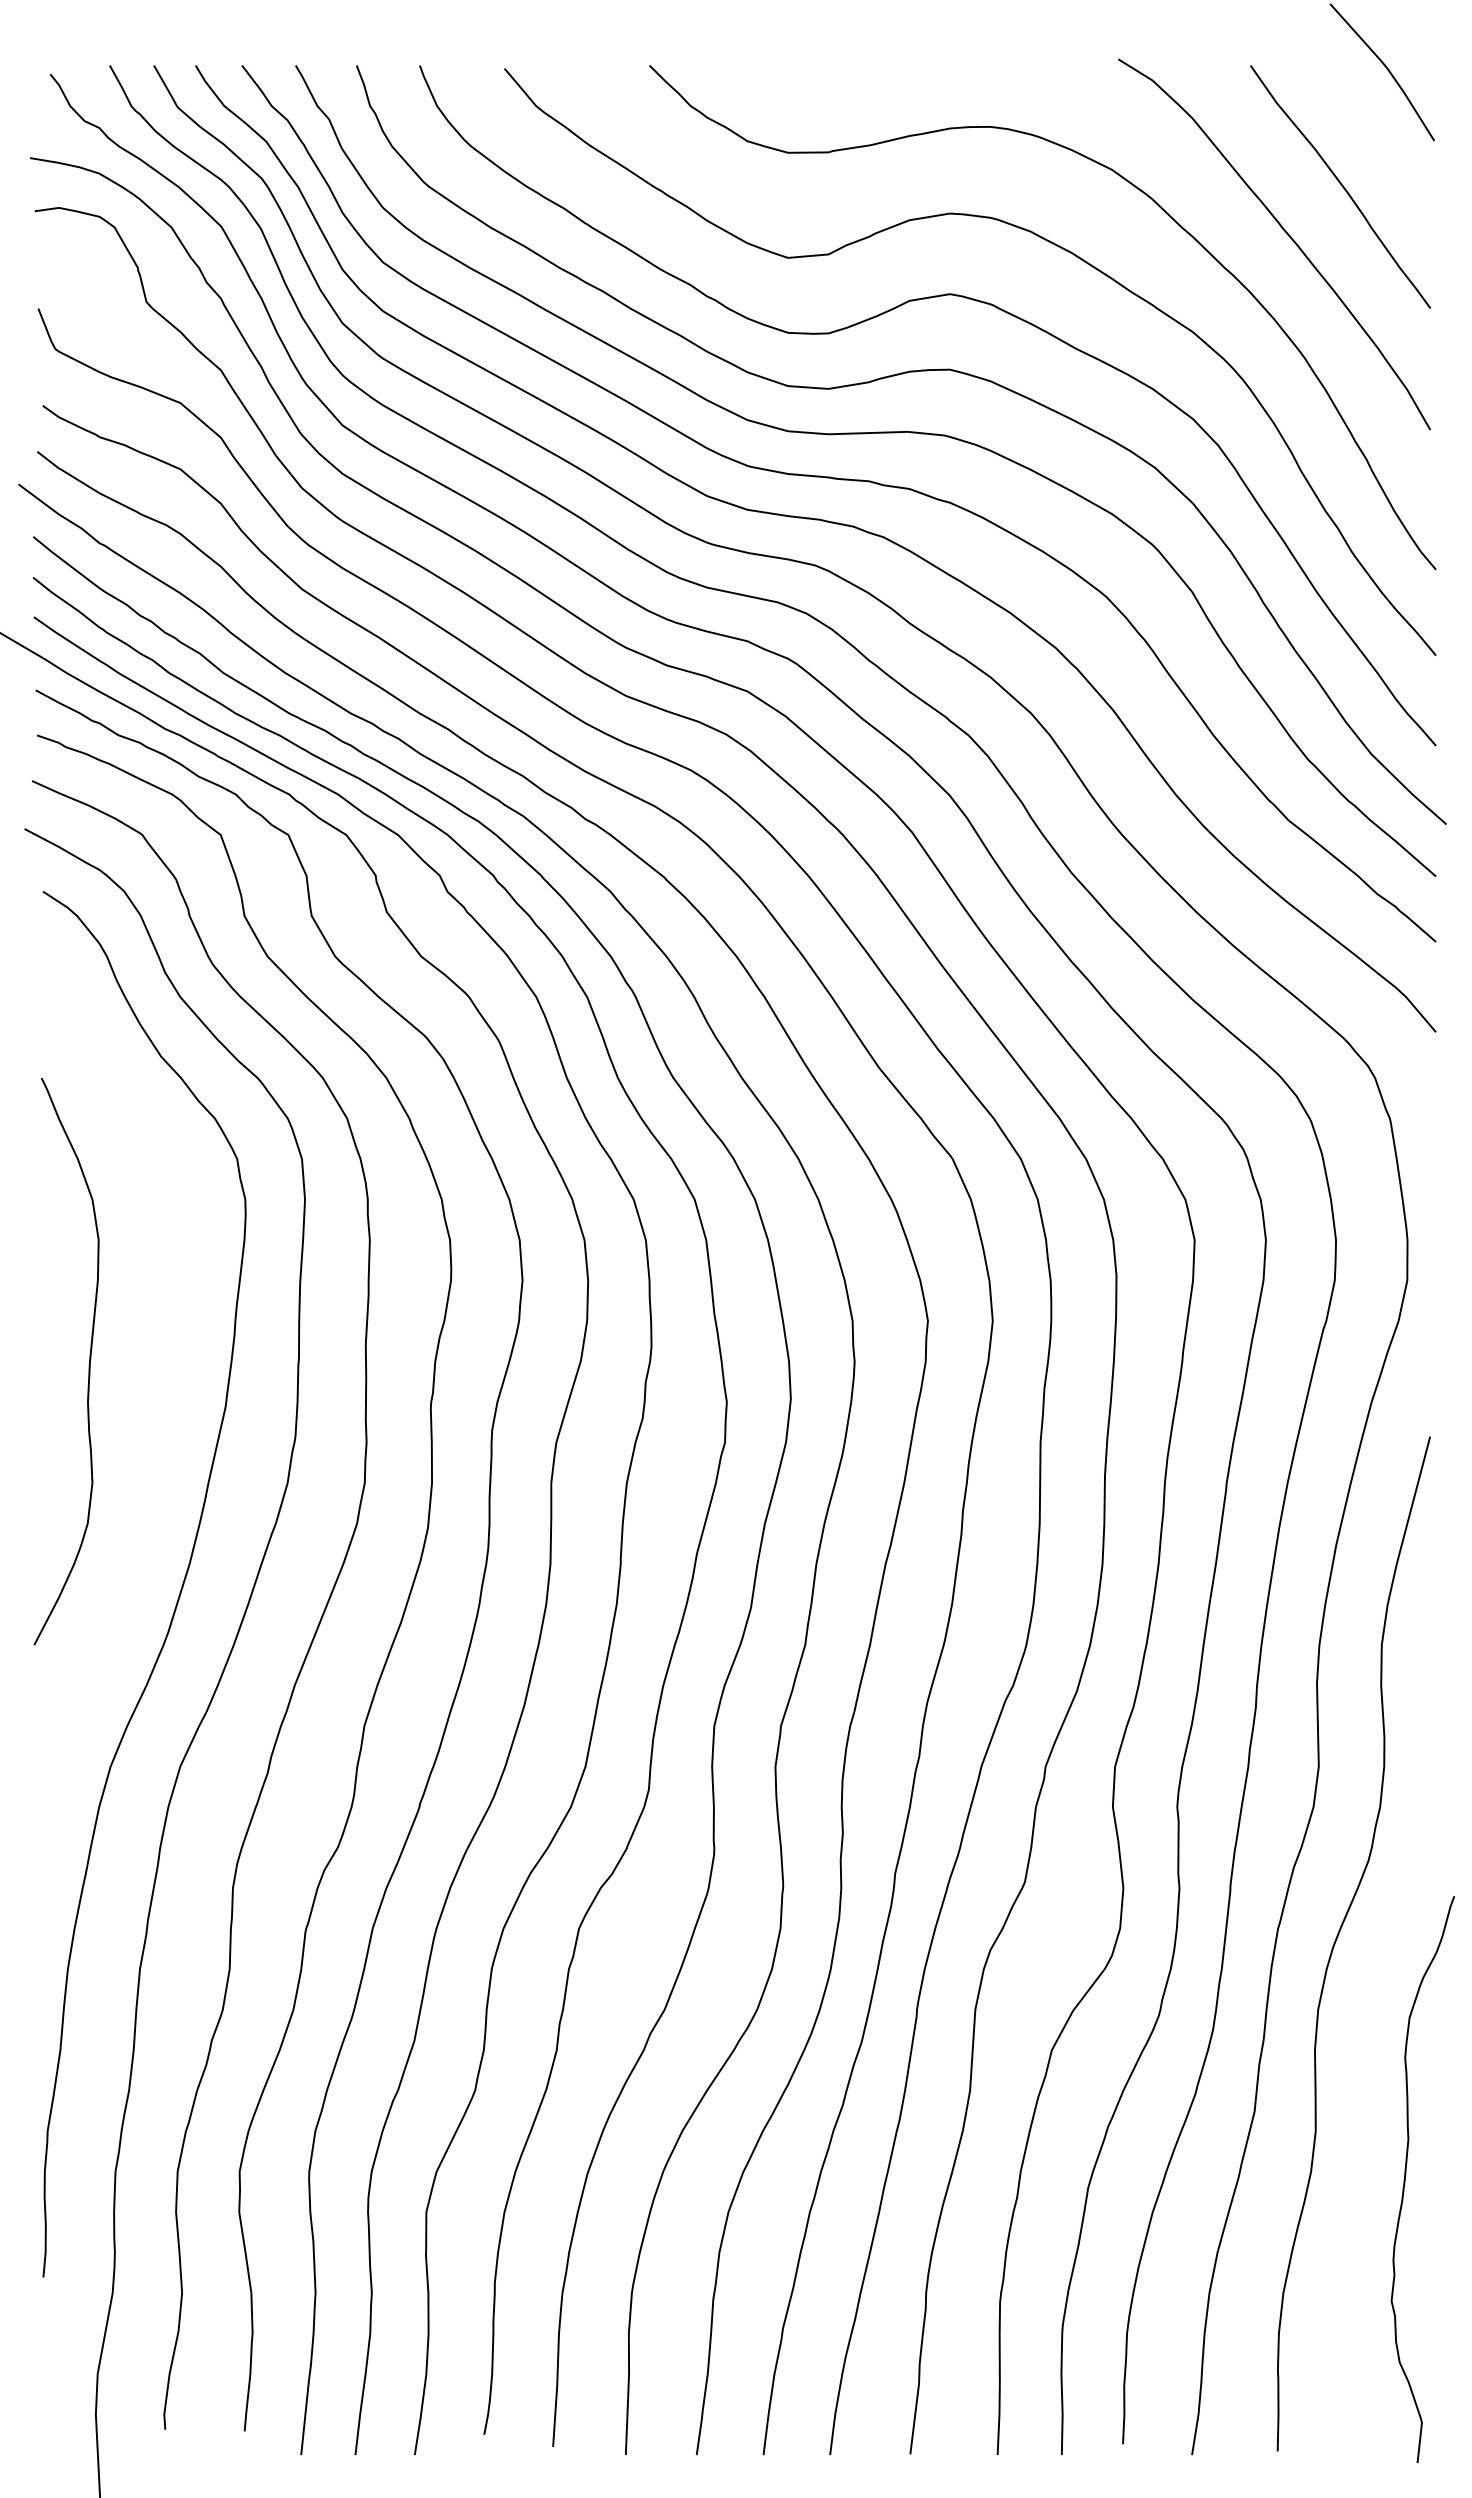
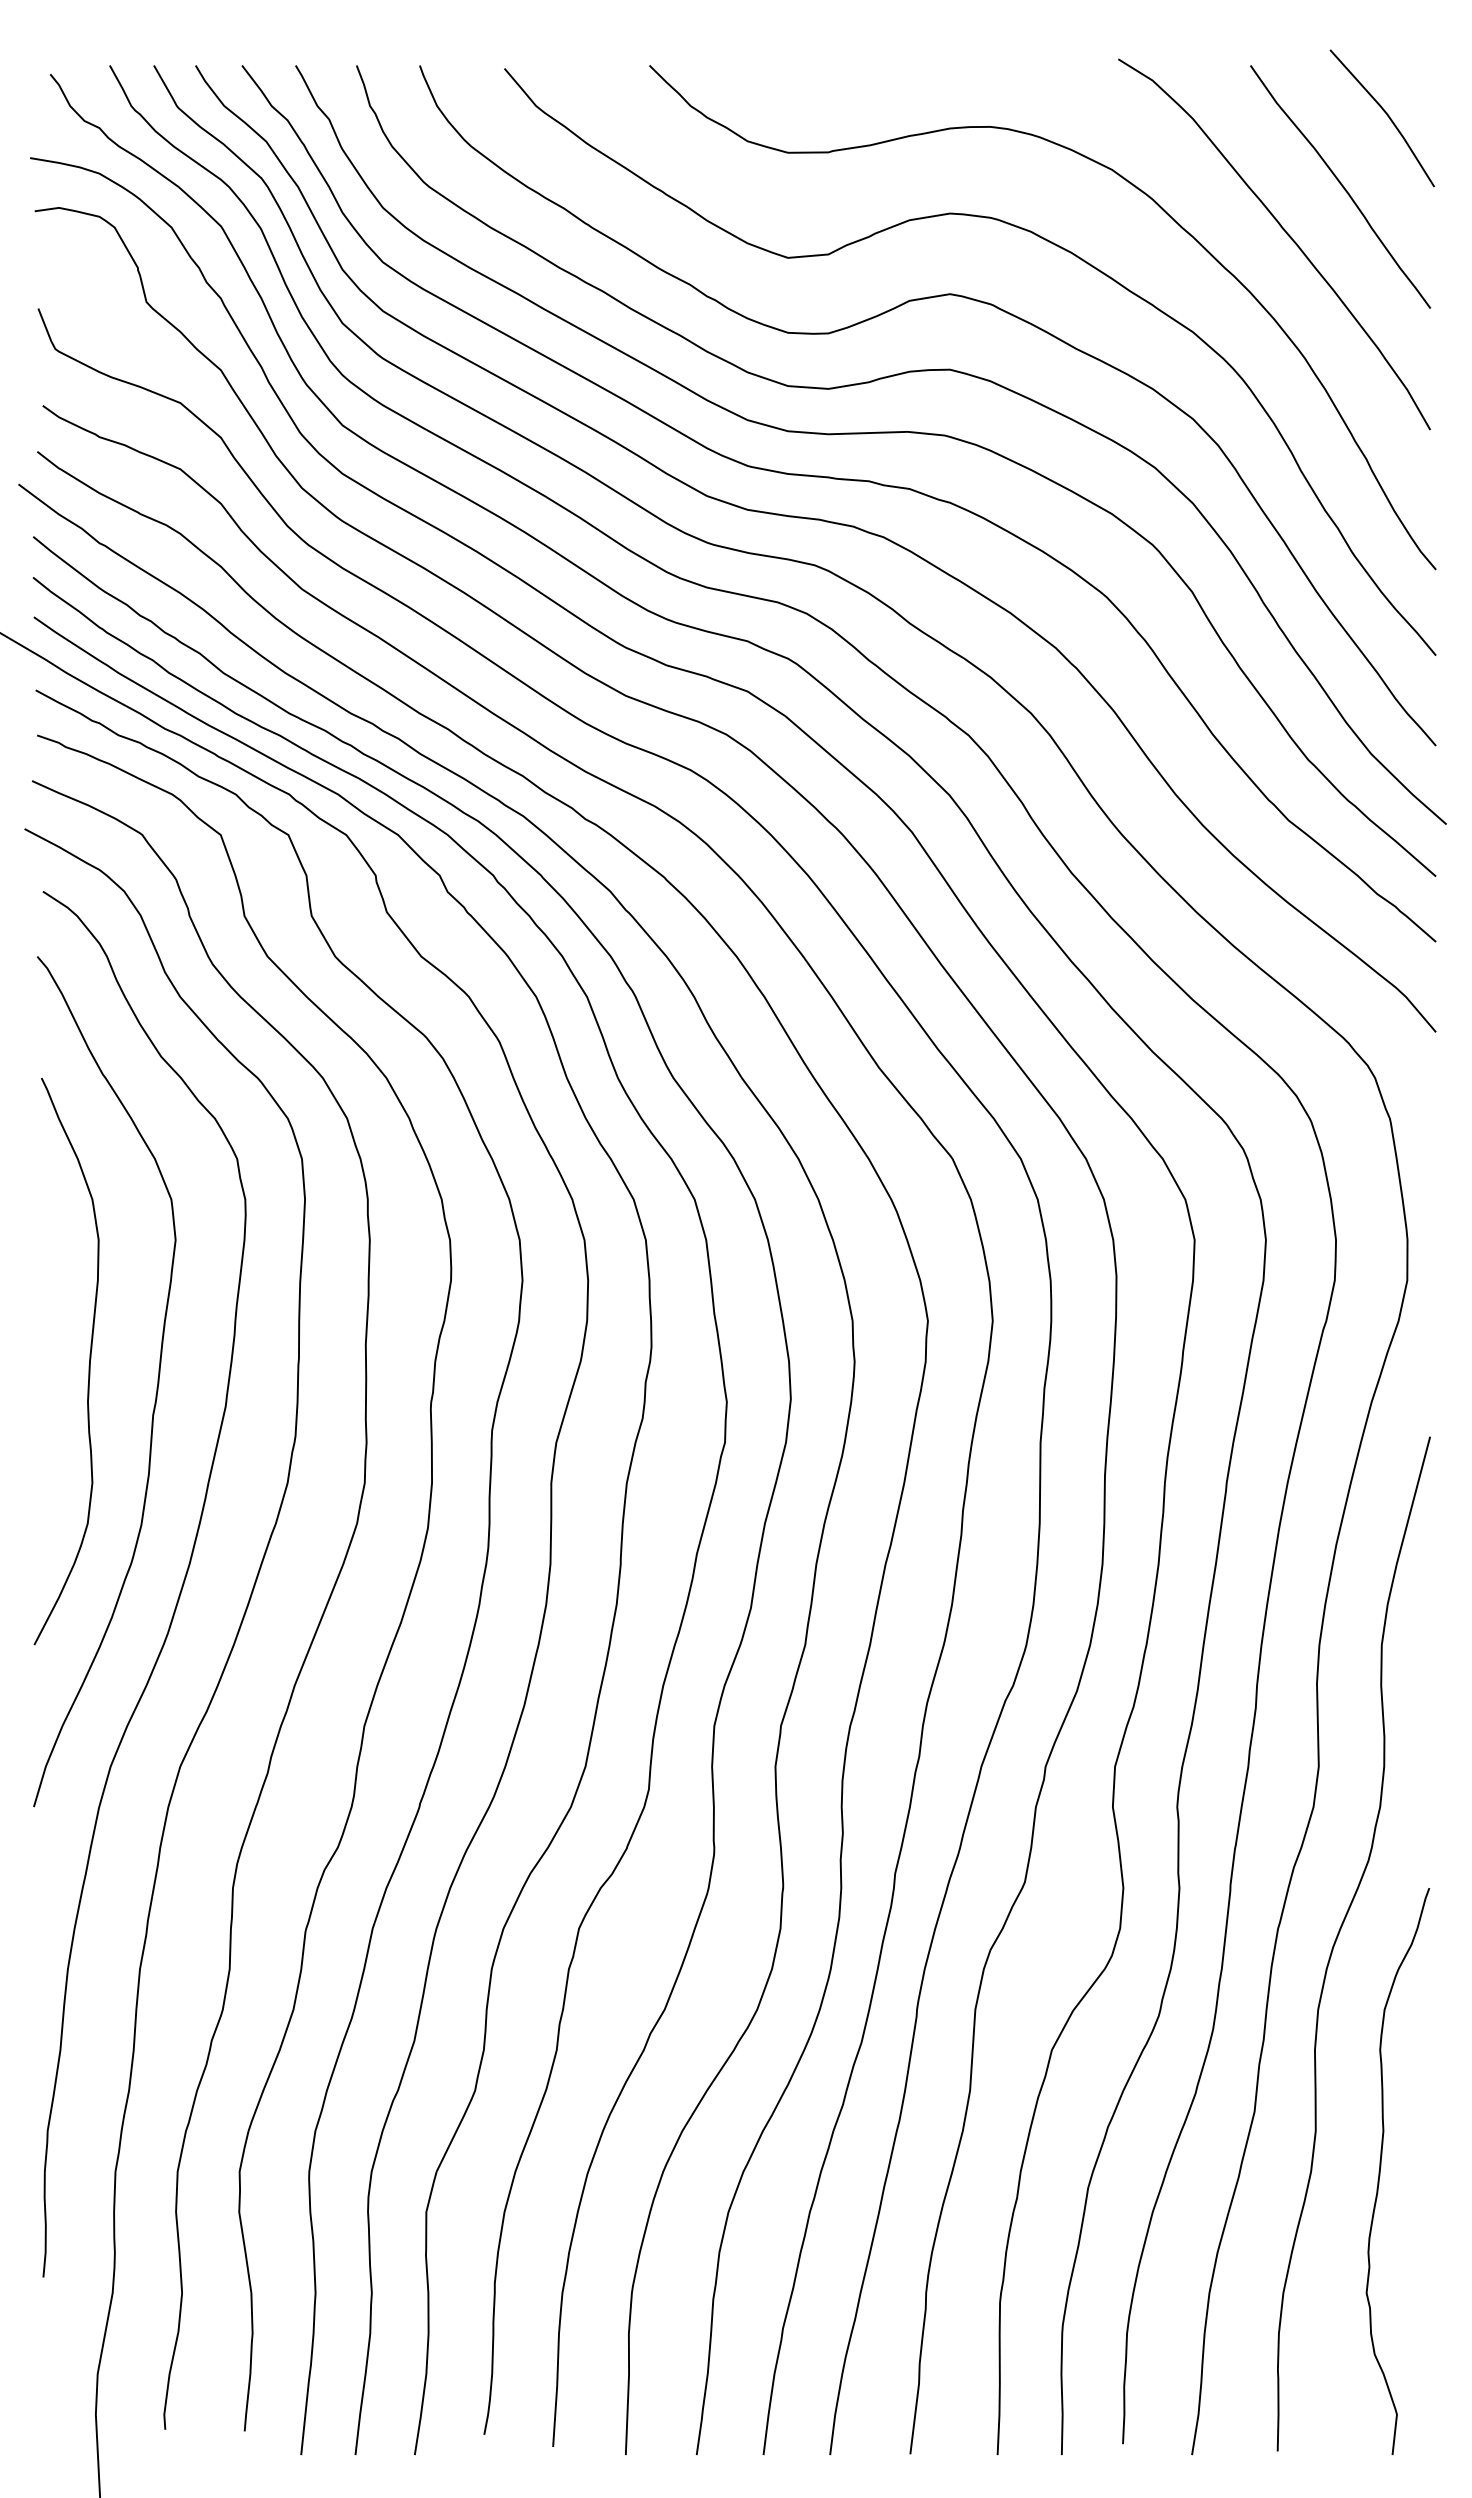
line position: (1386, 69) -> (1386, 115) (1386, 115)
curve: none -> present (156, 1387)
curve position: (1406, 2174) -> (1381, 2166) (1381, 2166)
